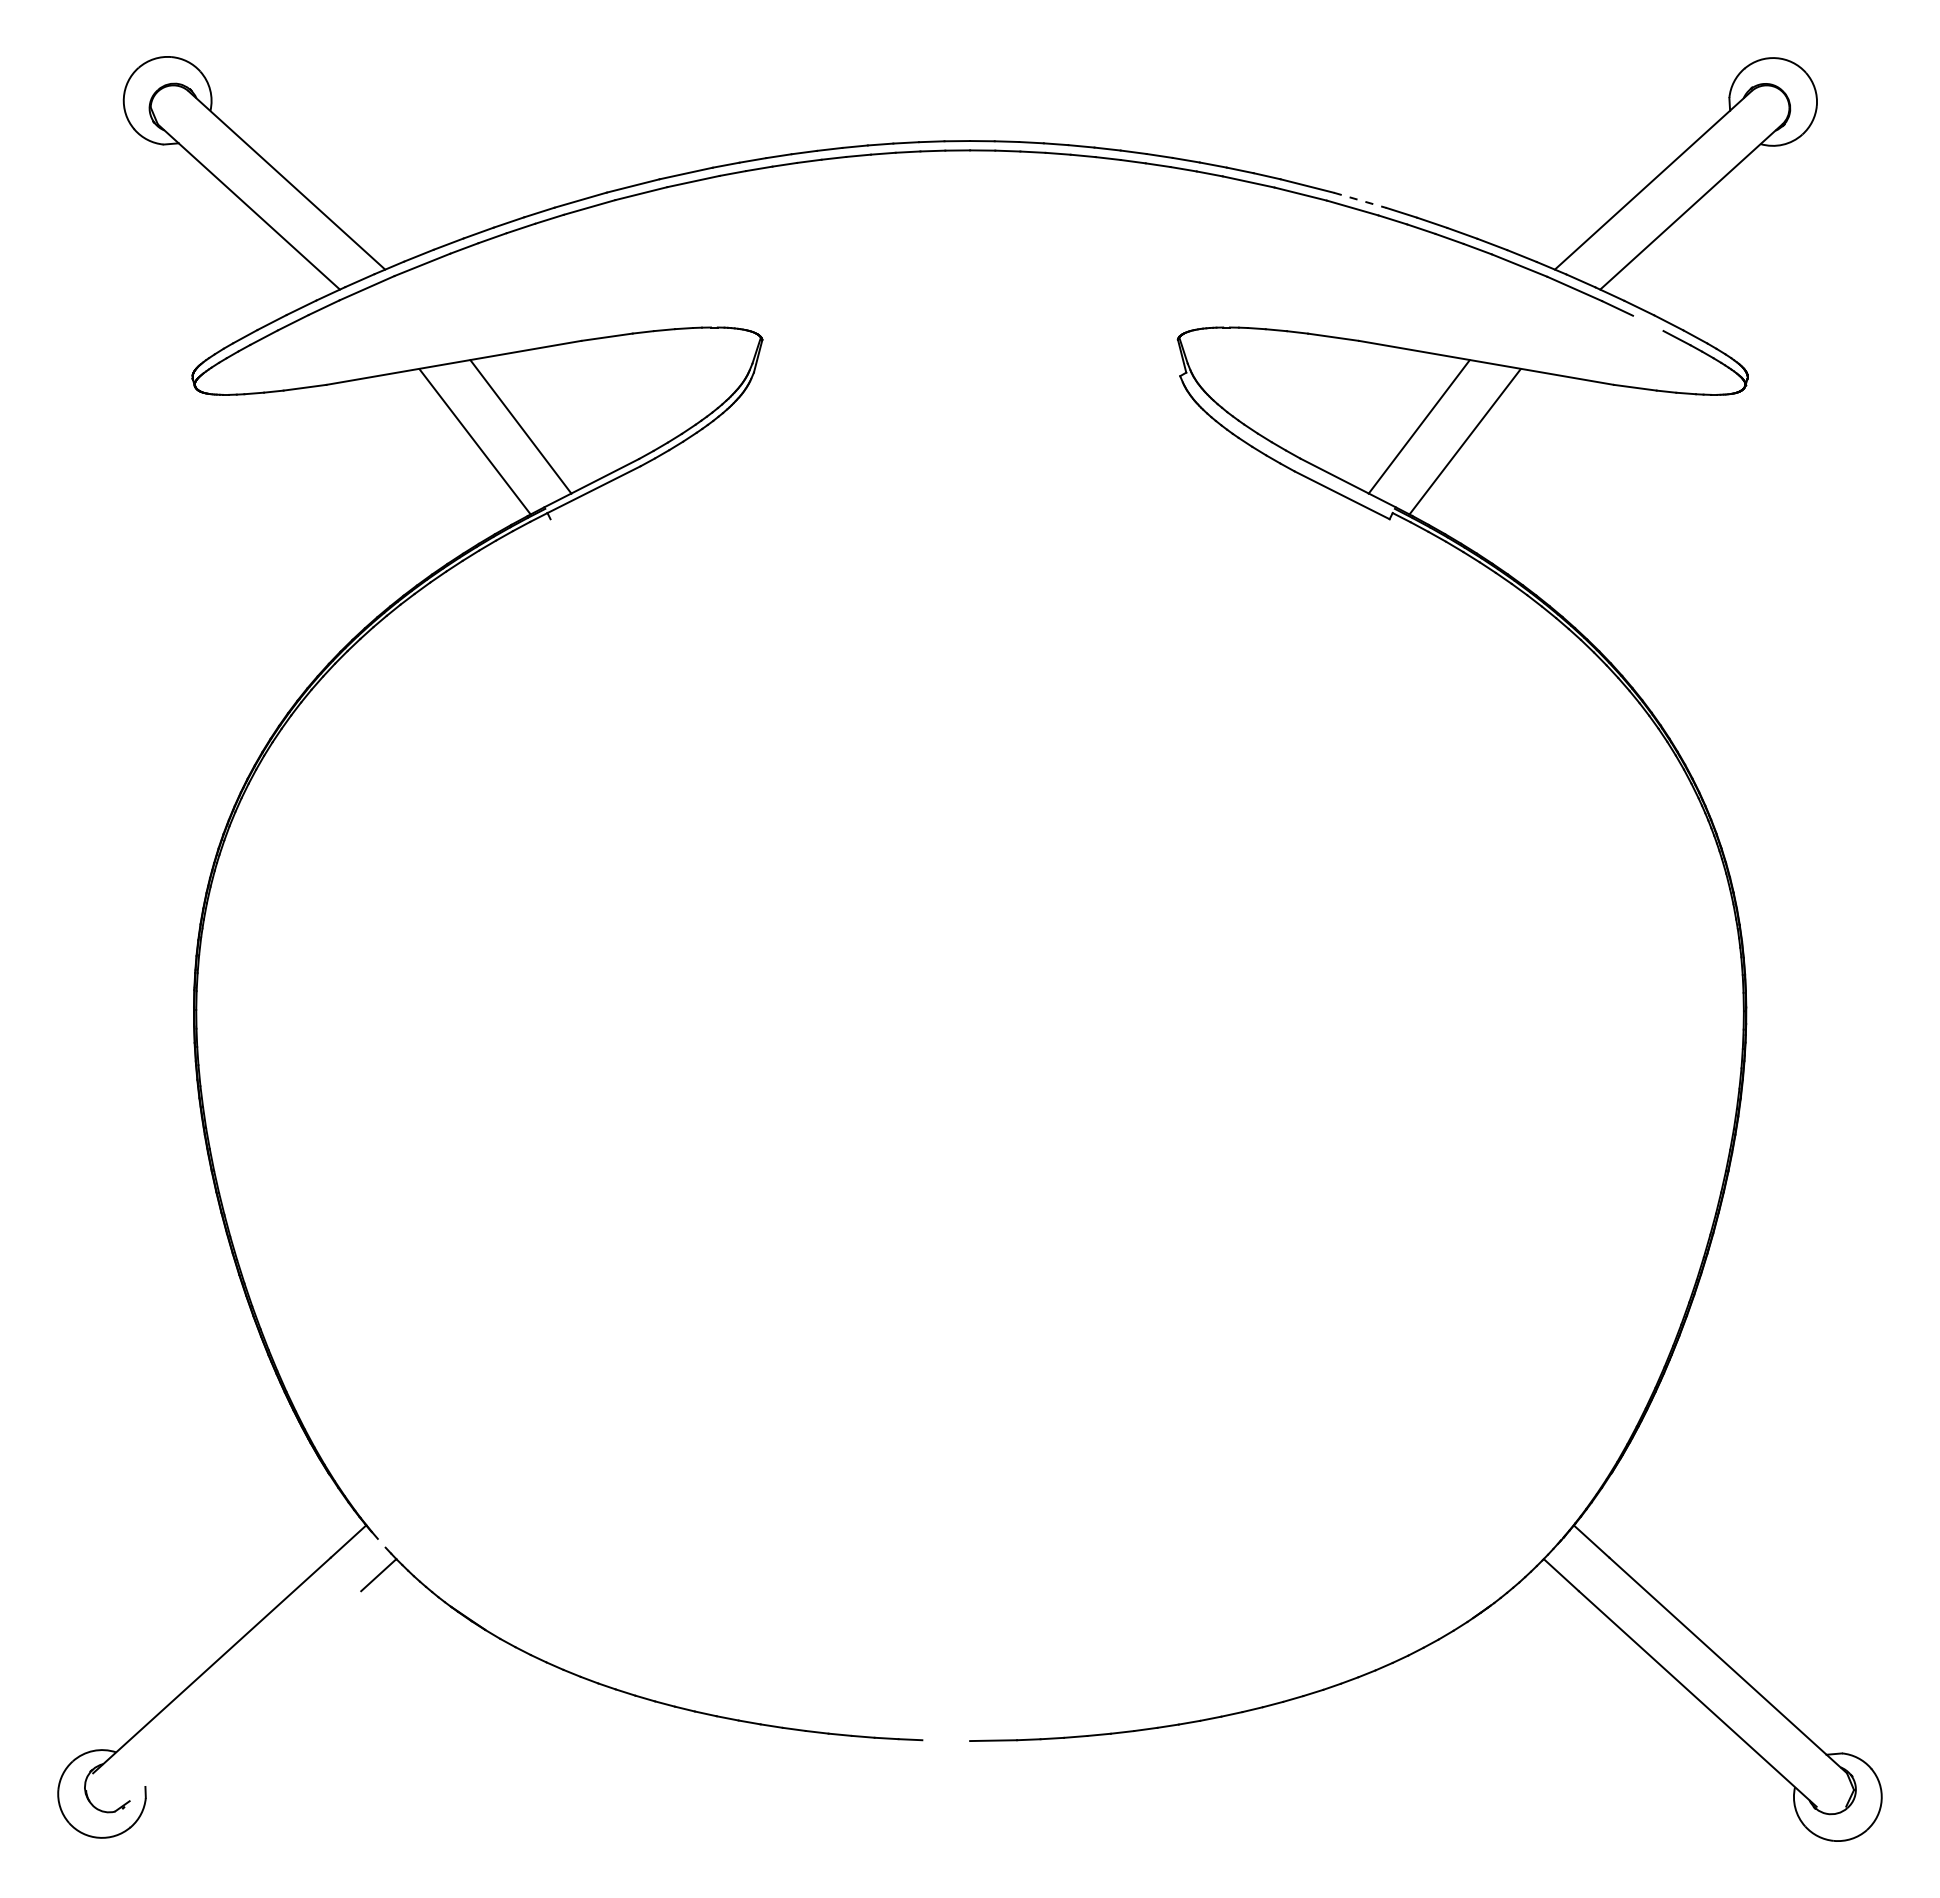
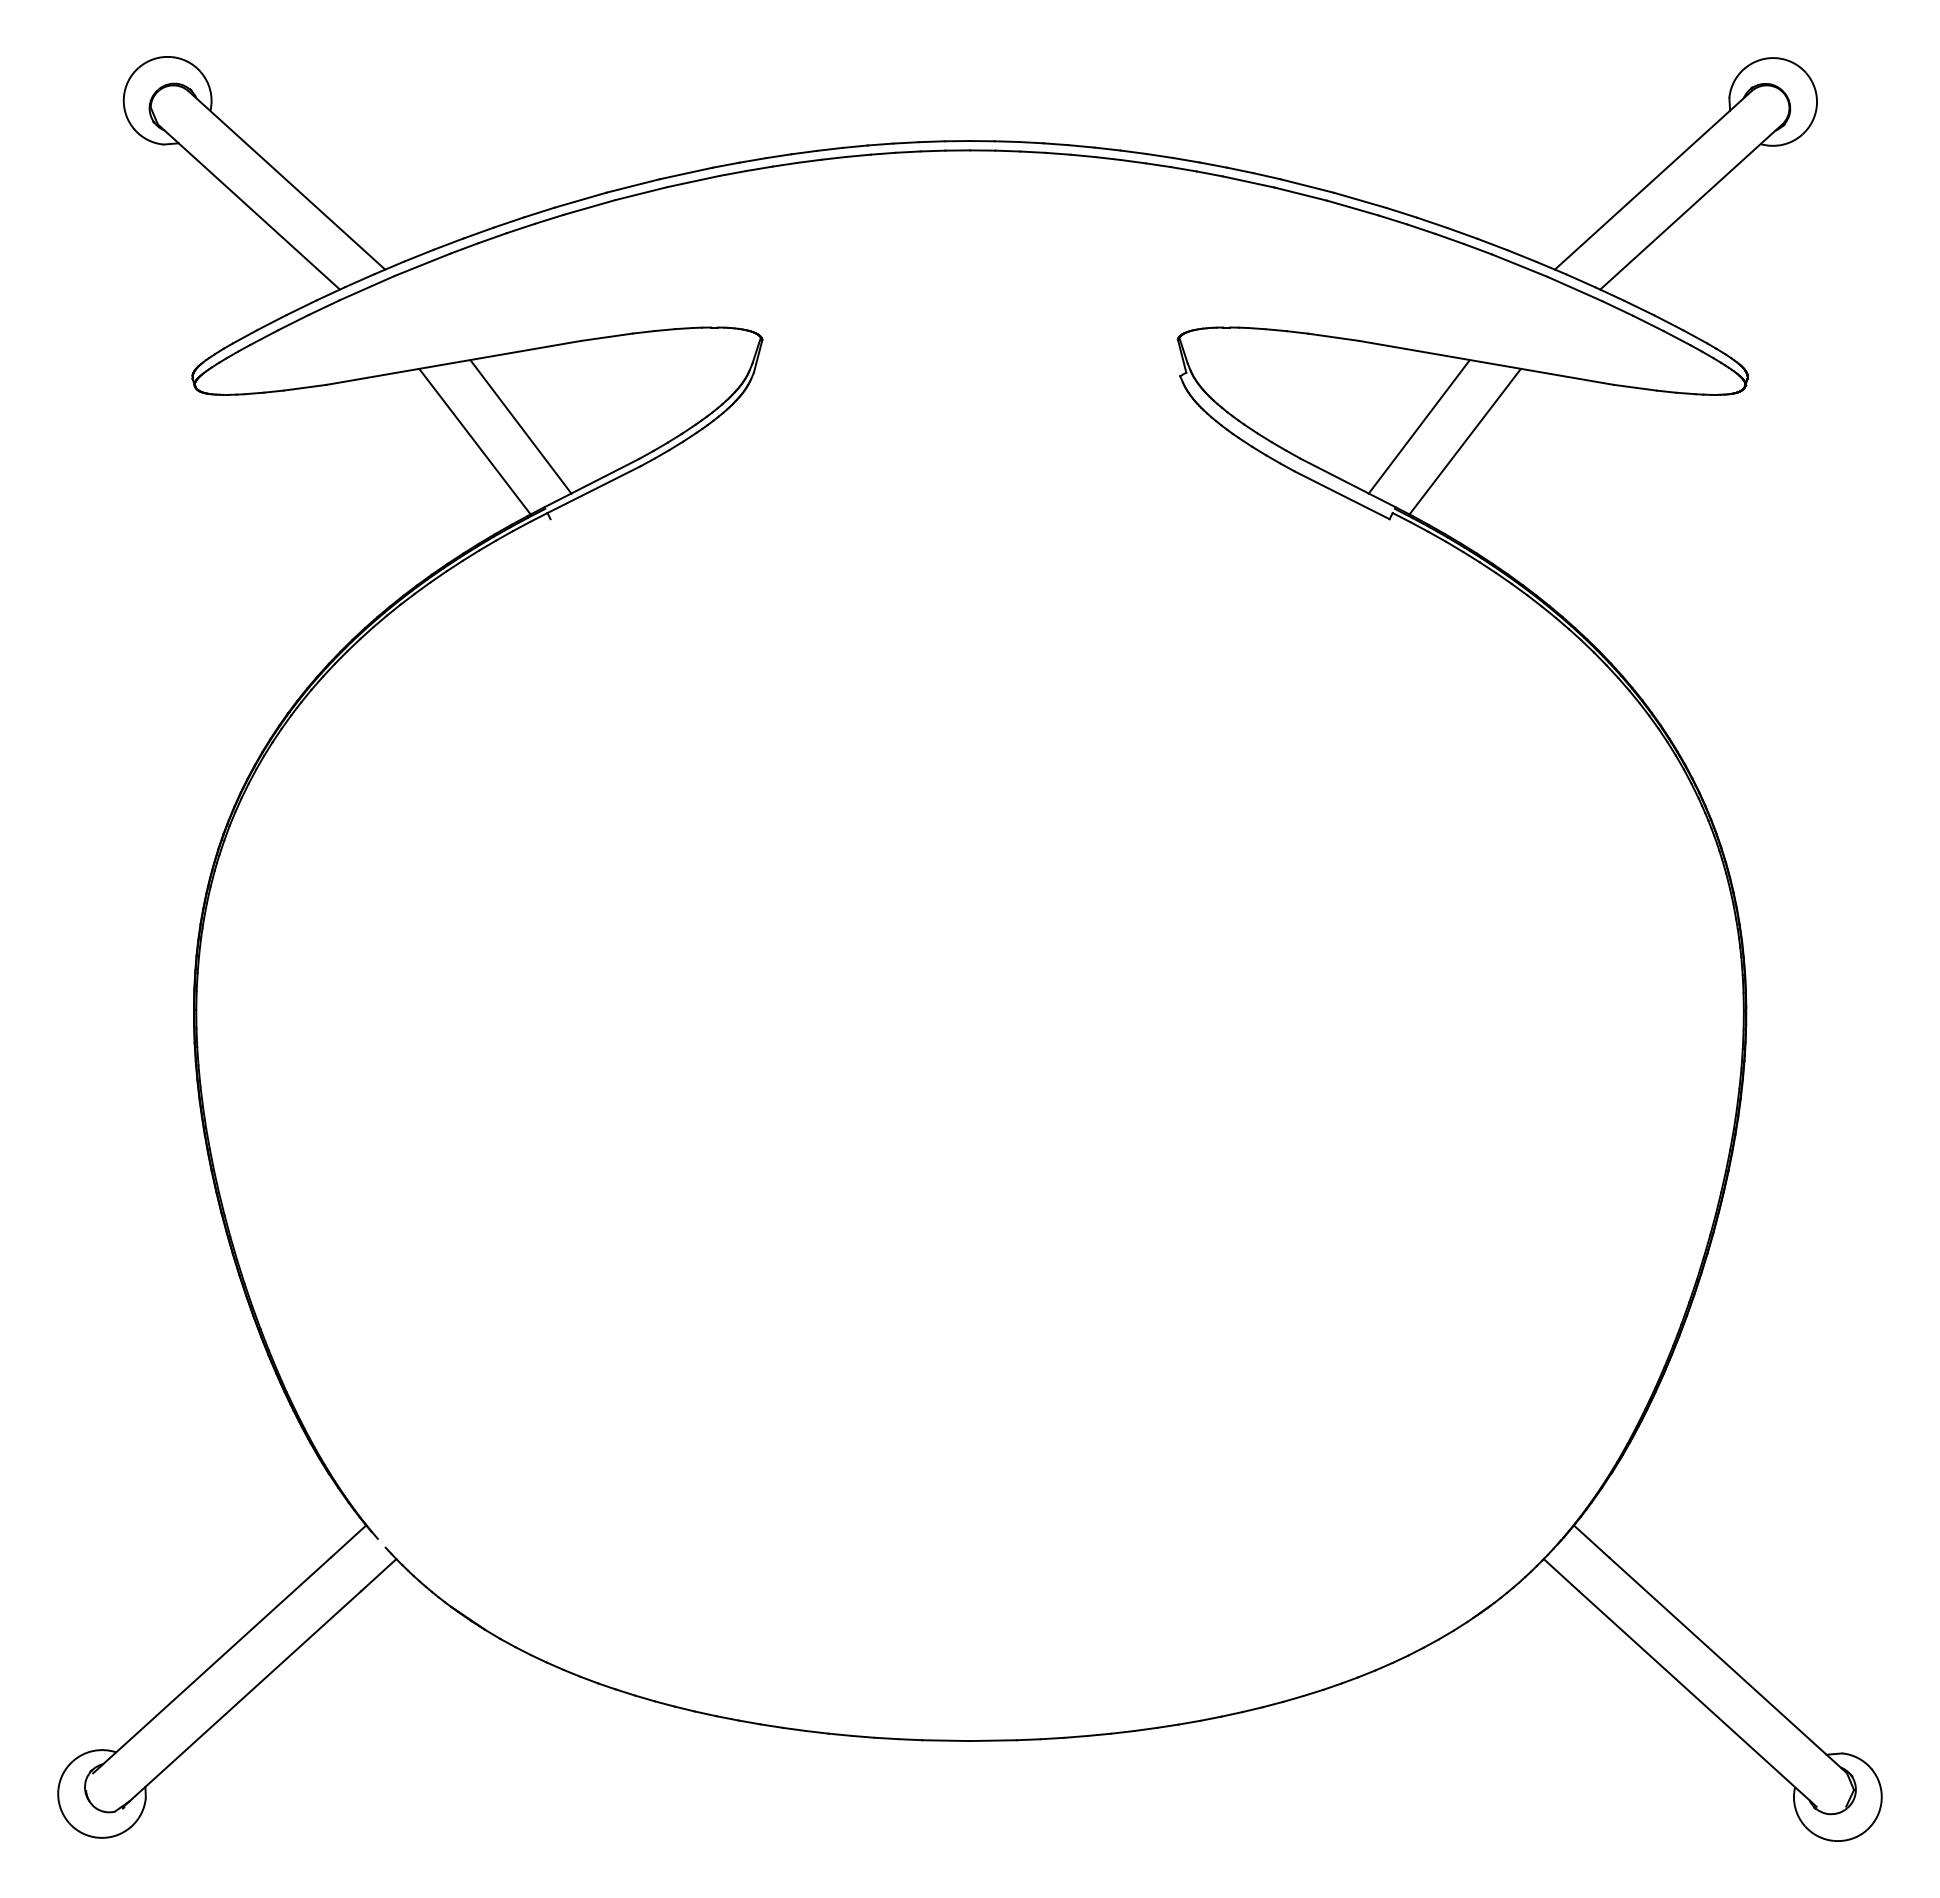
line: dashed -> solid (1360, 200)
line: none -> present (1648, 323)
line: none -> present (242, 1698)
line: none -> present (946, 1740)
